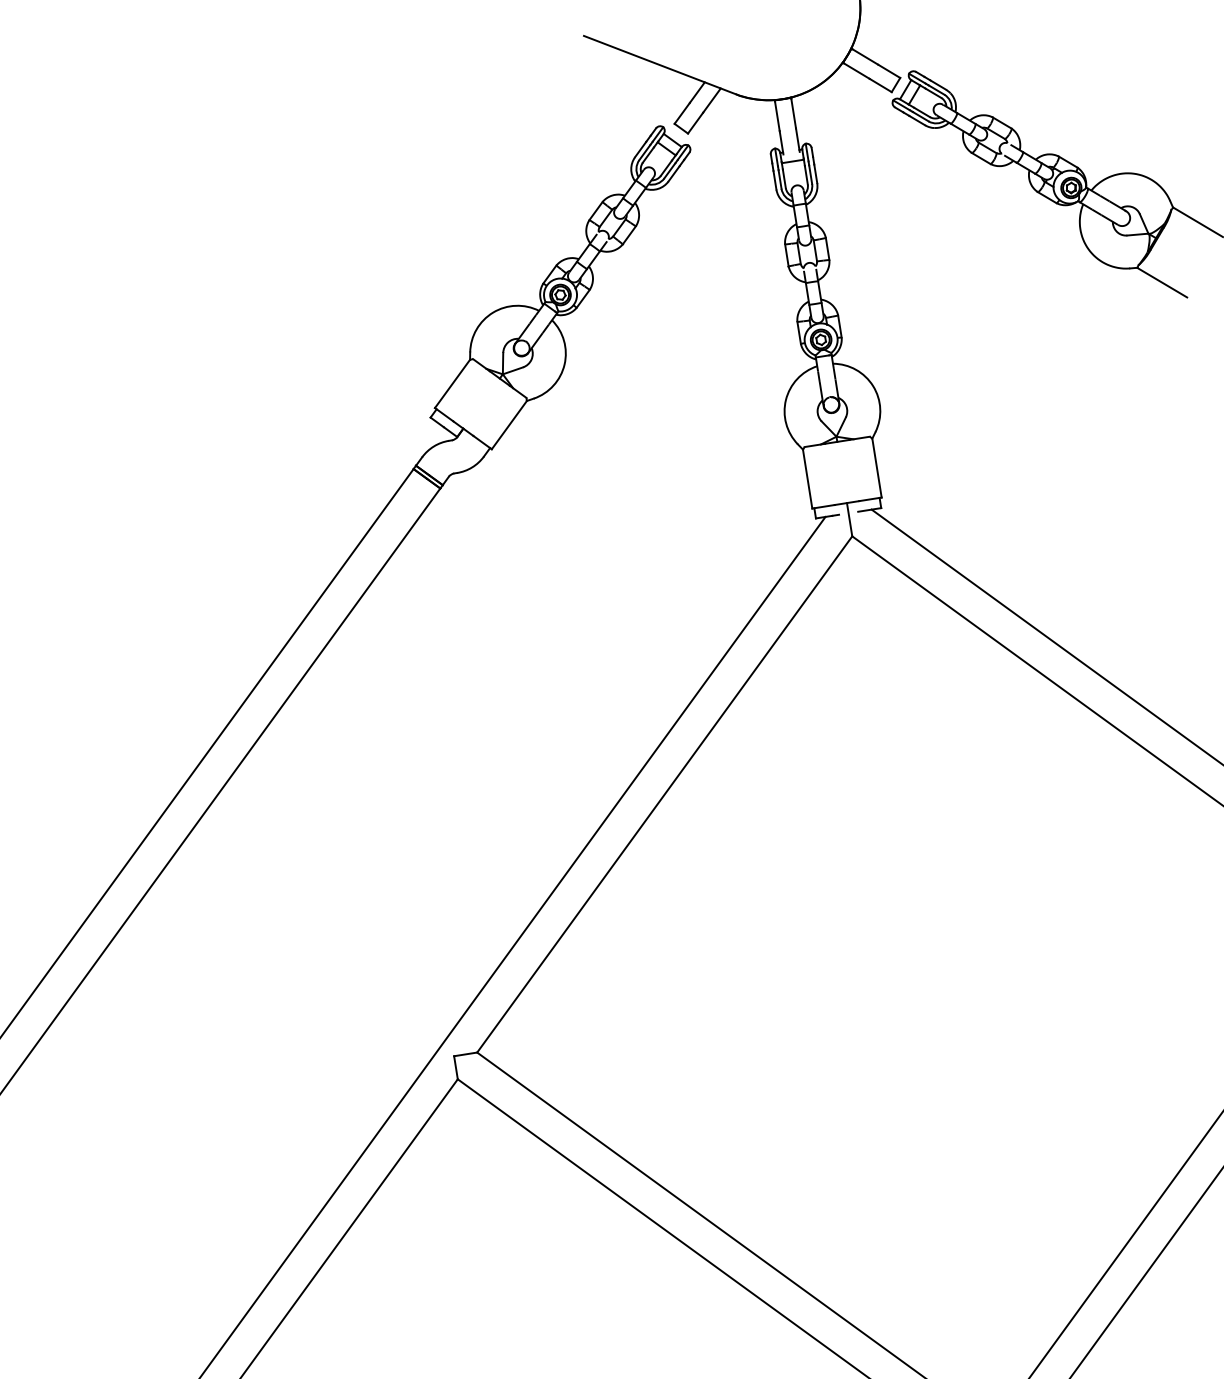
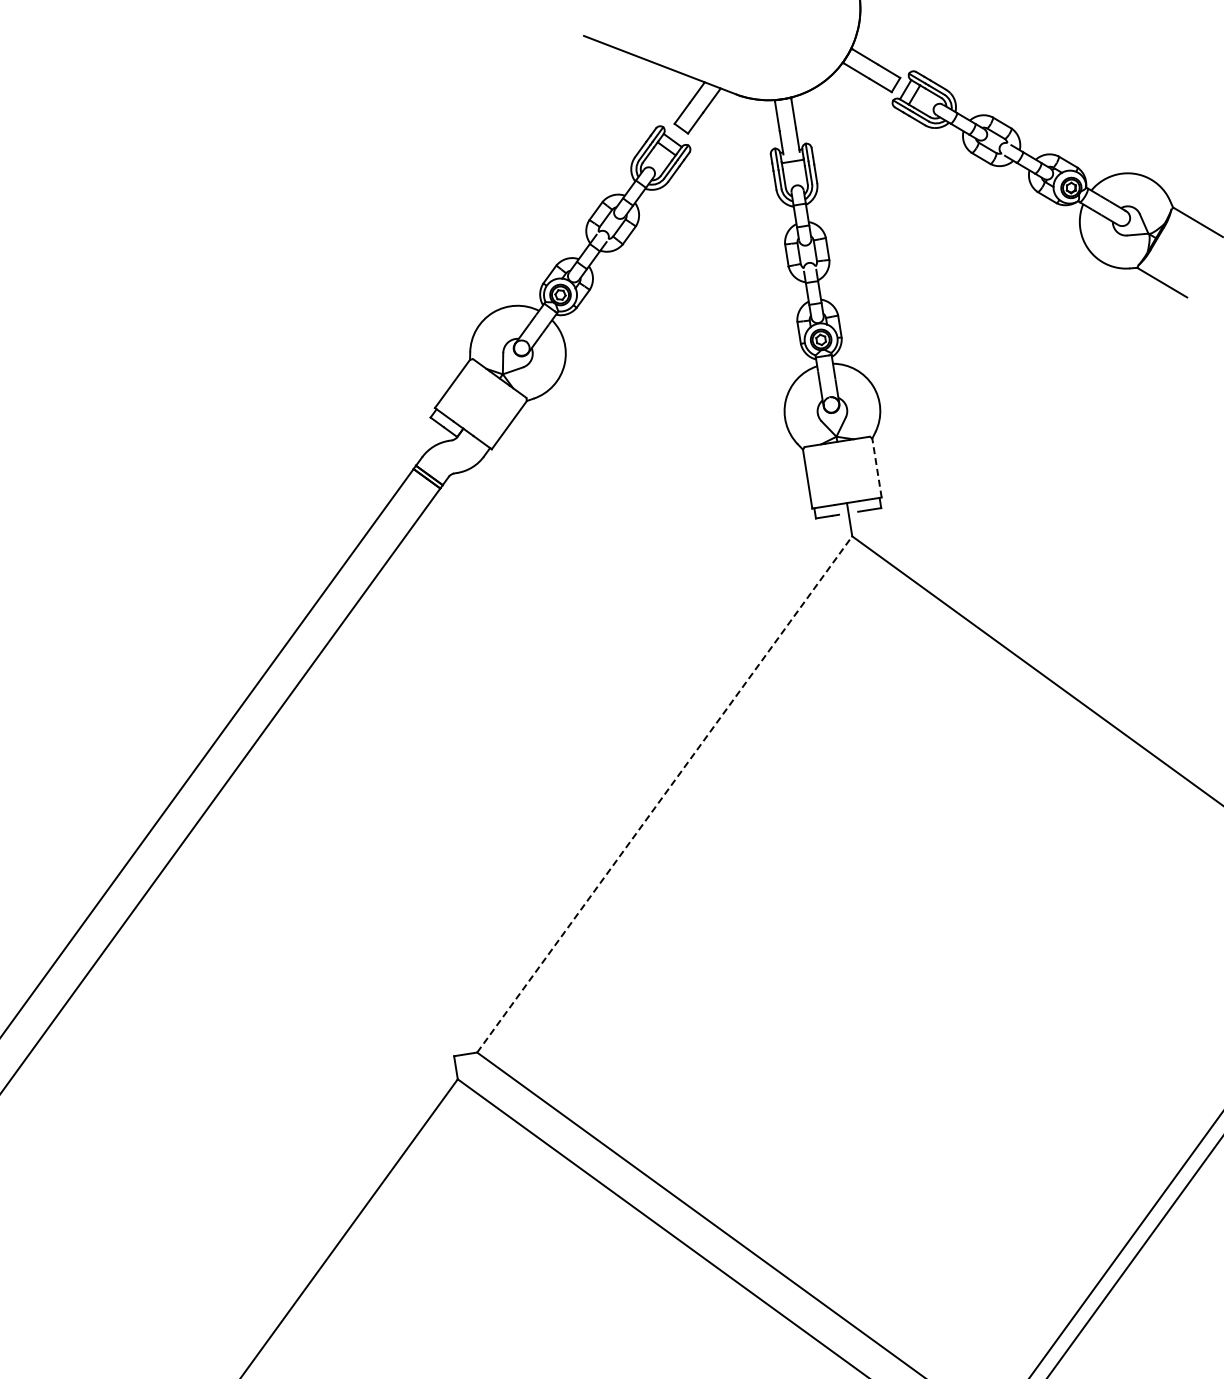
line: solid -> dashed (877, 468)
line: present -> none (1045, 635)
line: solid -> dashed (665, 794)
line: present -> none (513, 945)
line position: (1145, 1273) -> (1134, 1257) (1134, 1257)
